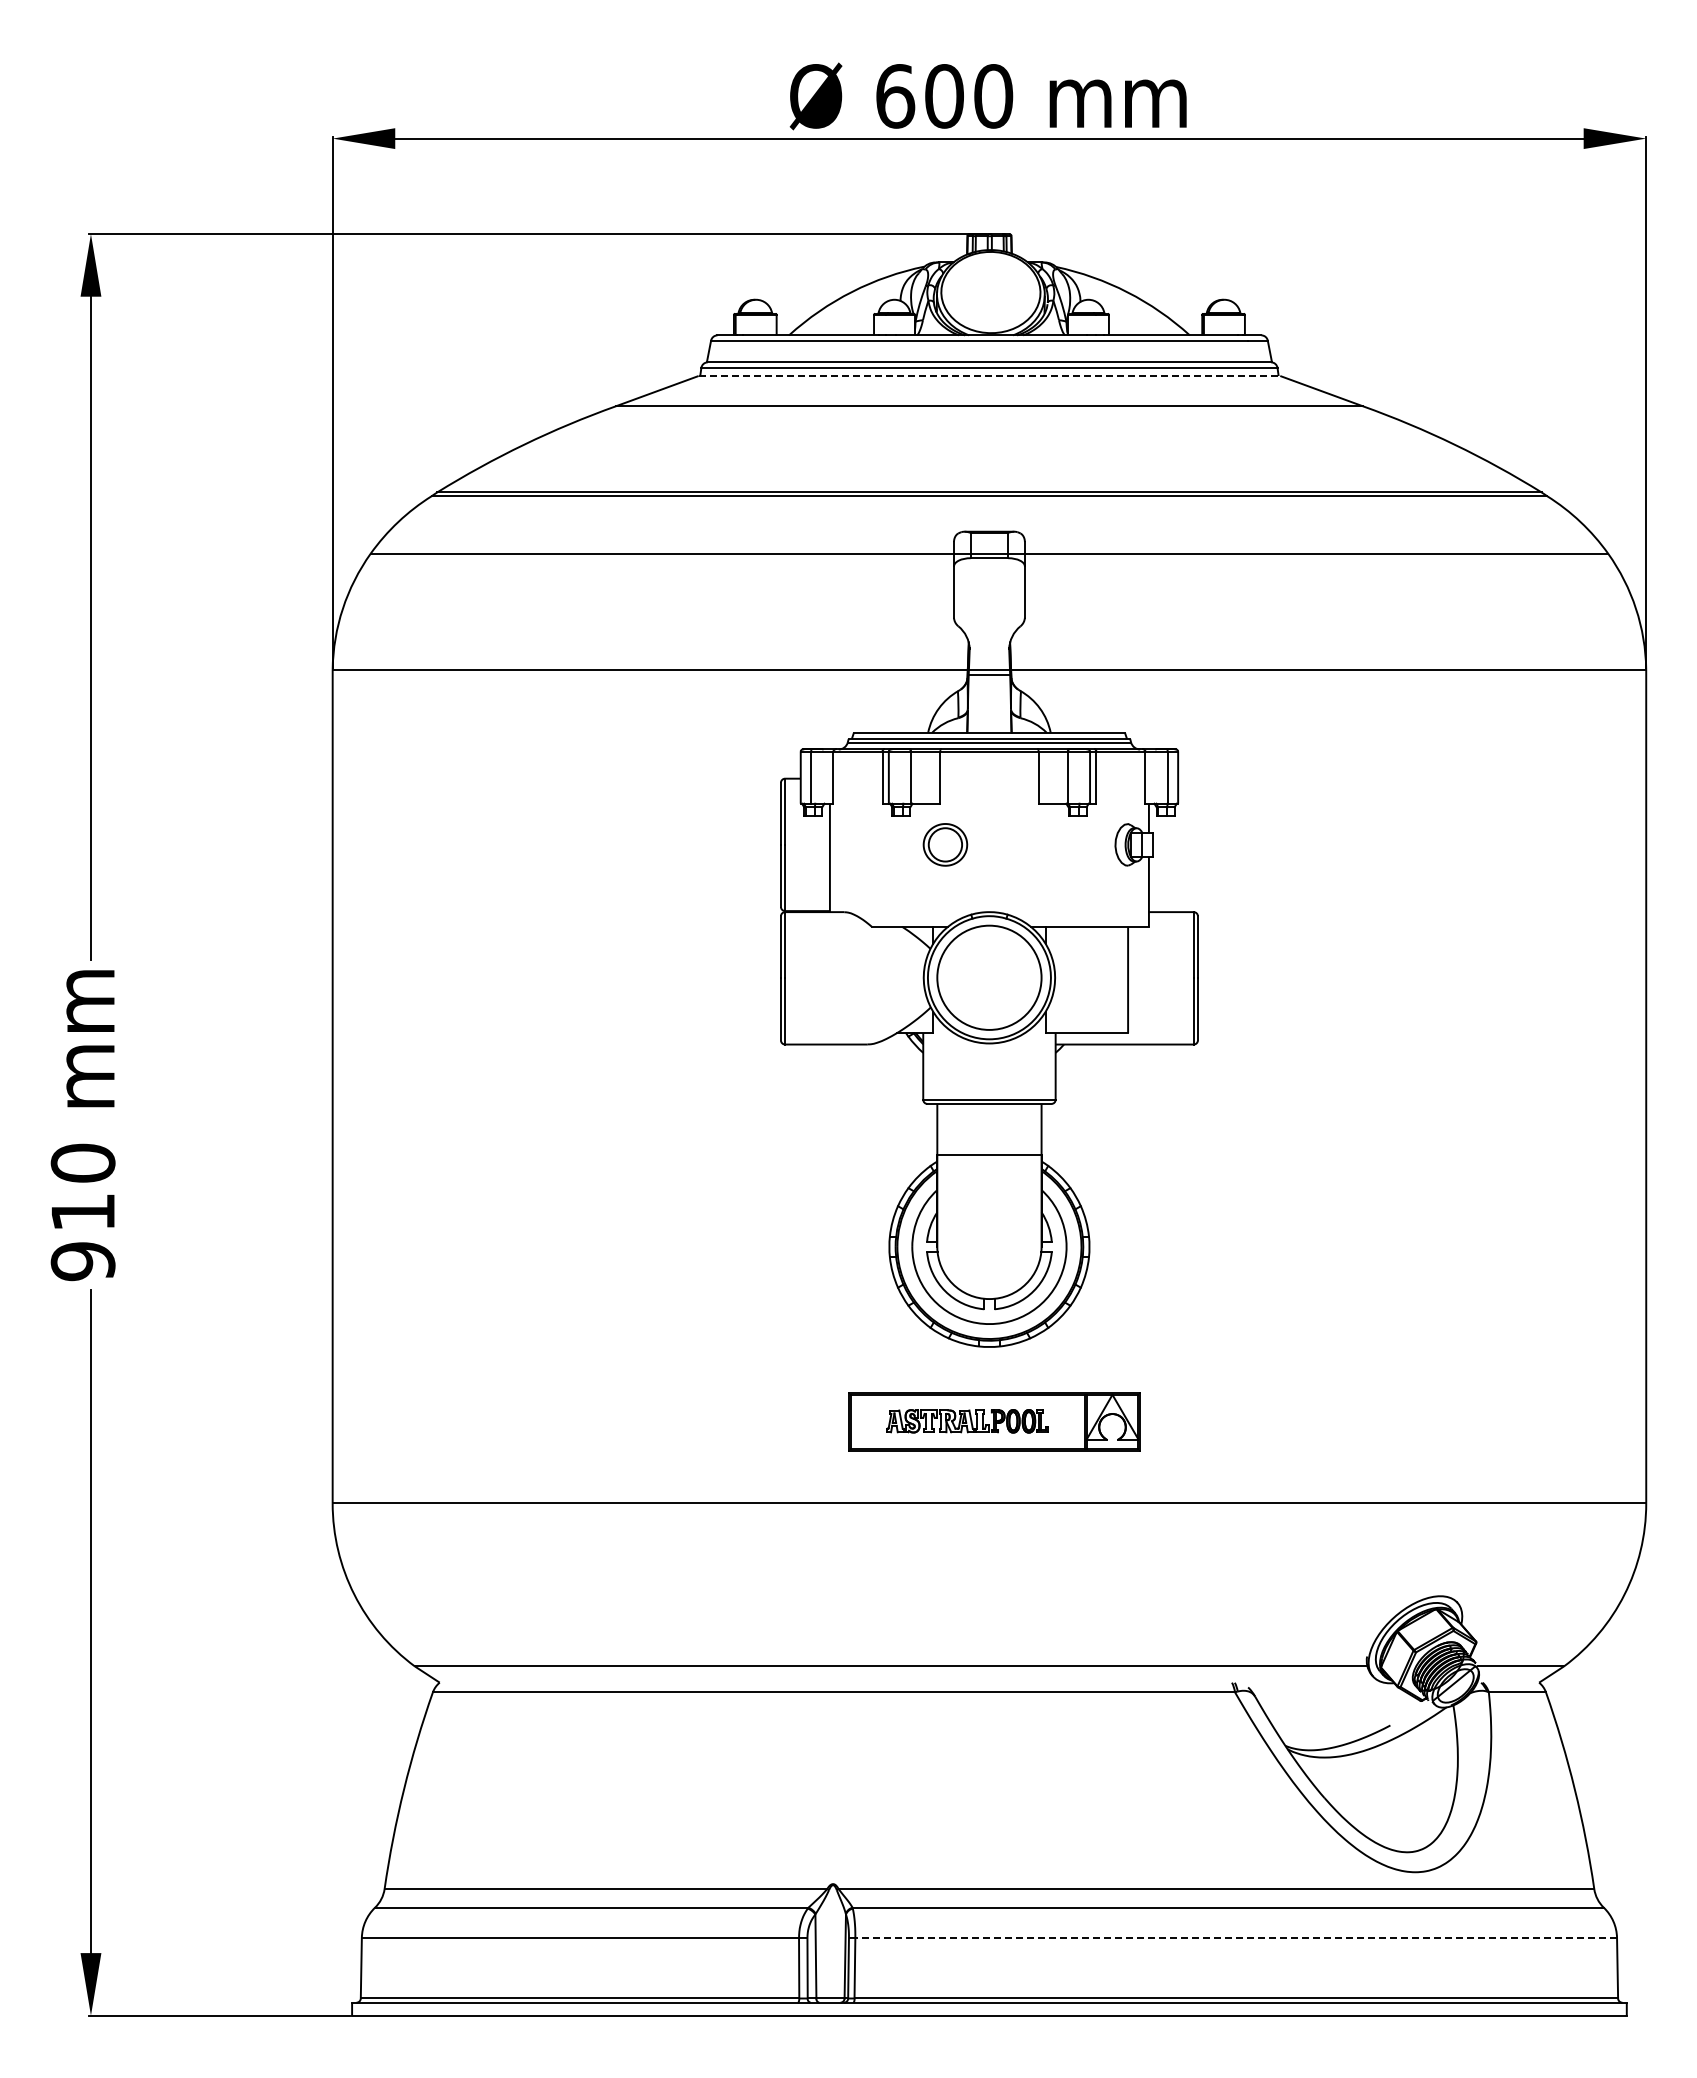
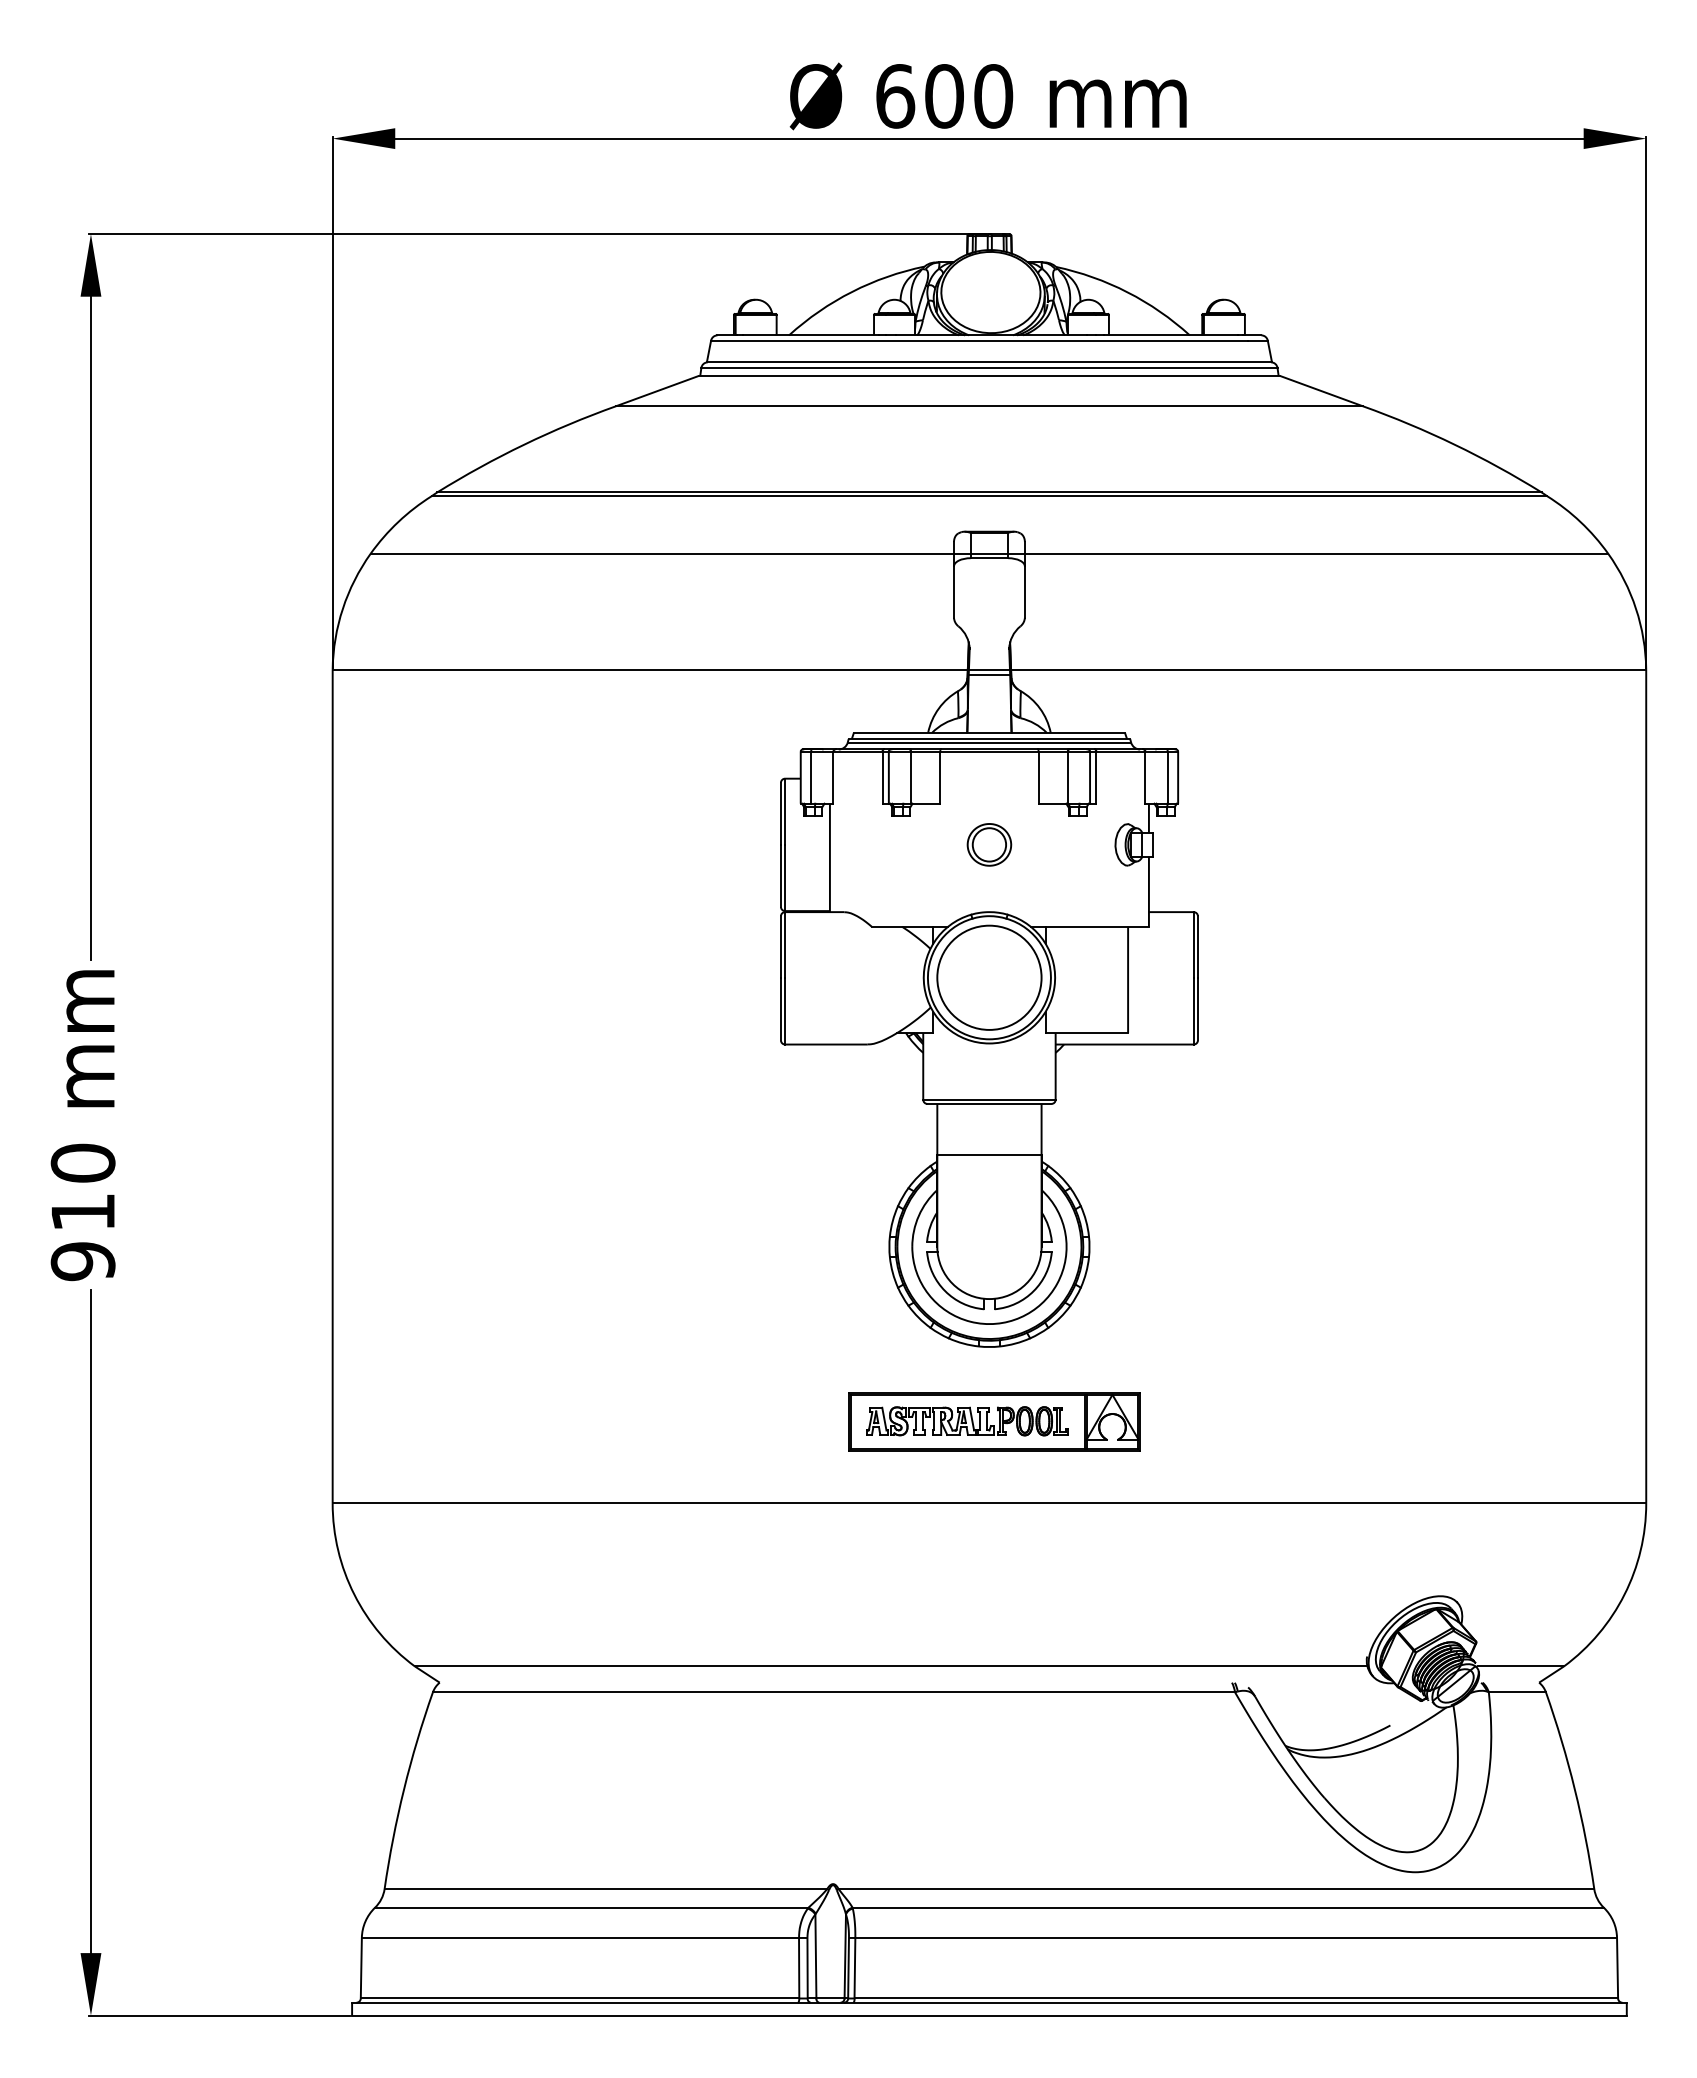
line: dashed -> solid (989, 376)
part position: (945, 844) -> (989, 844) (989, 844)
part size: 163x25 px -> 203x31 px (967, 1421)
line: dashed -> solid (1236, 1938)
